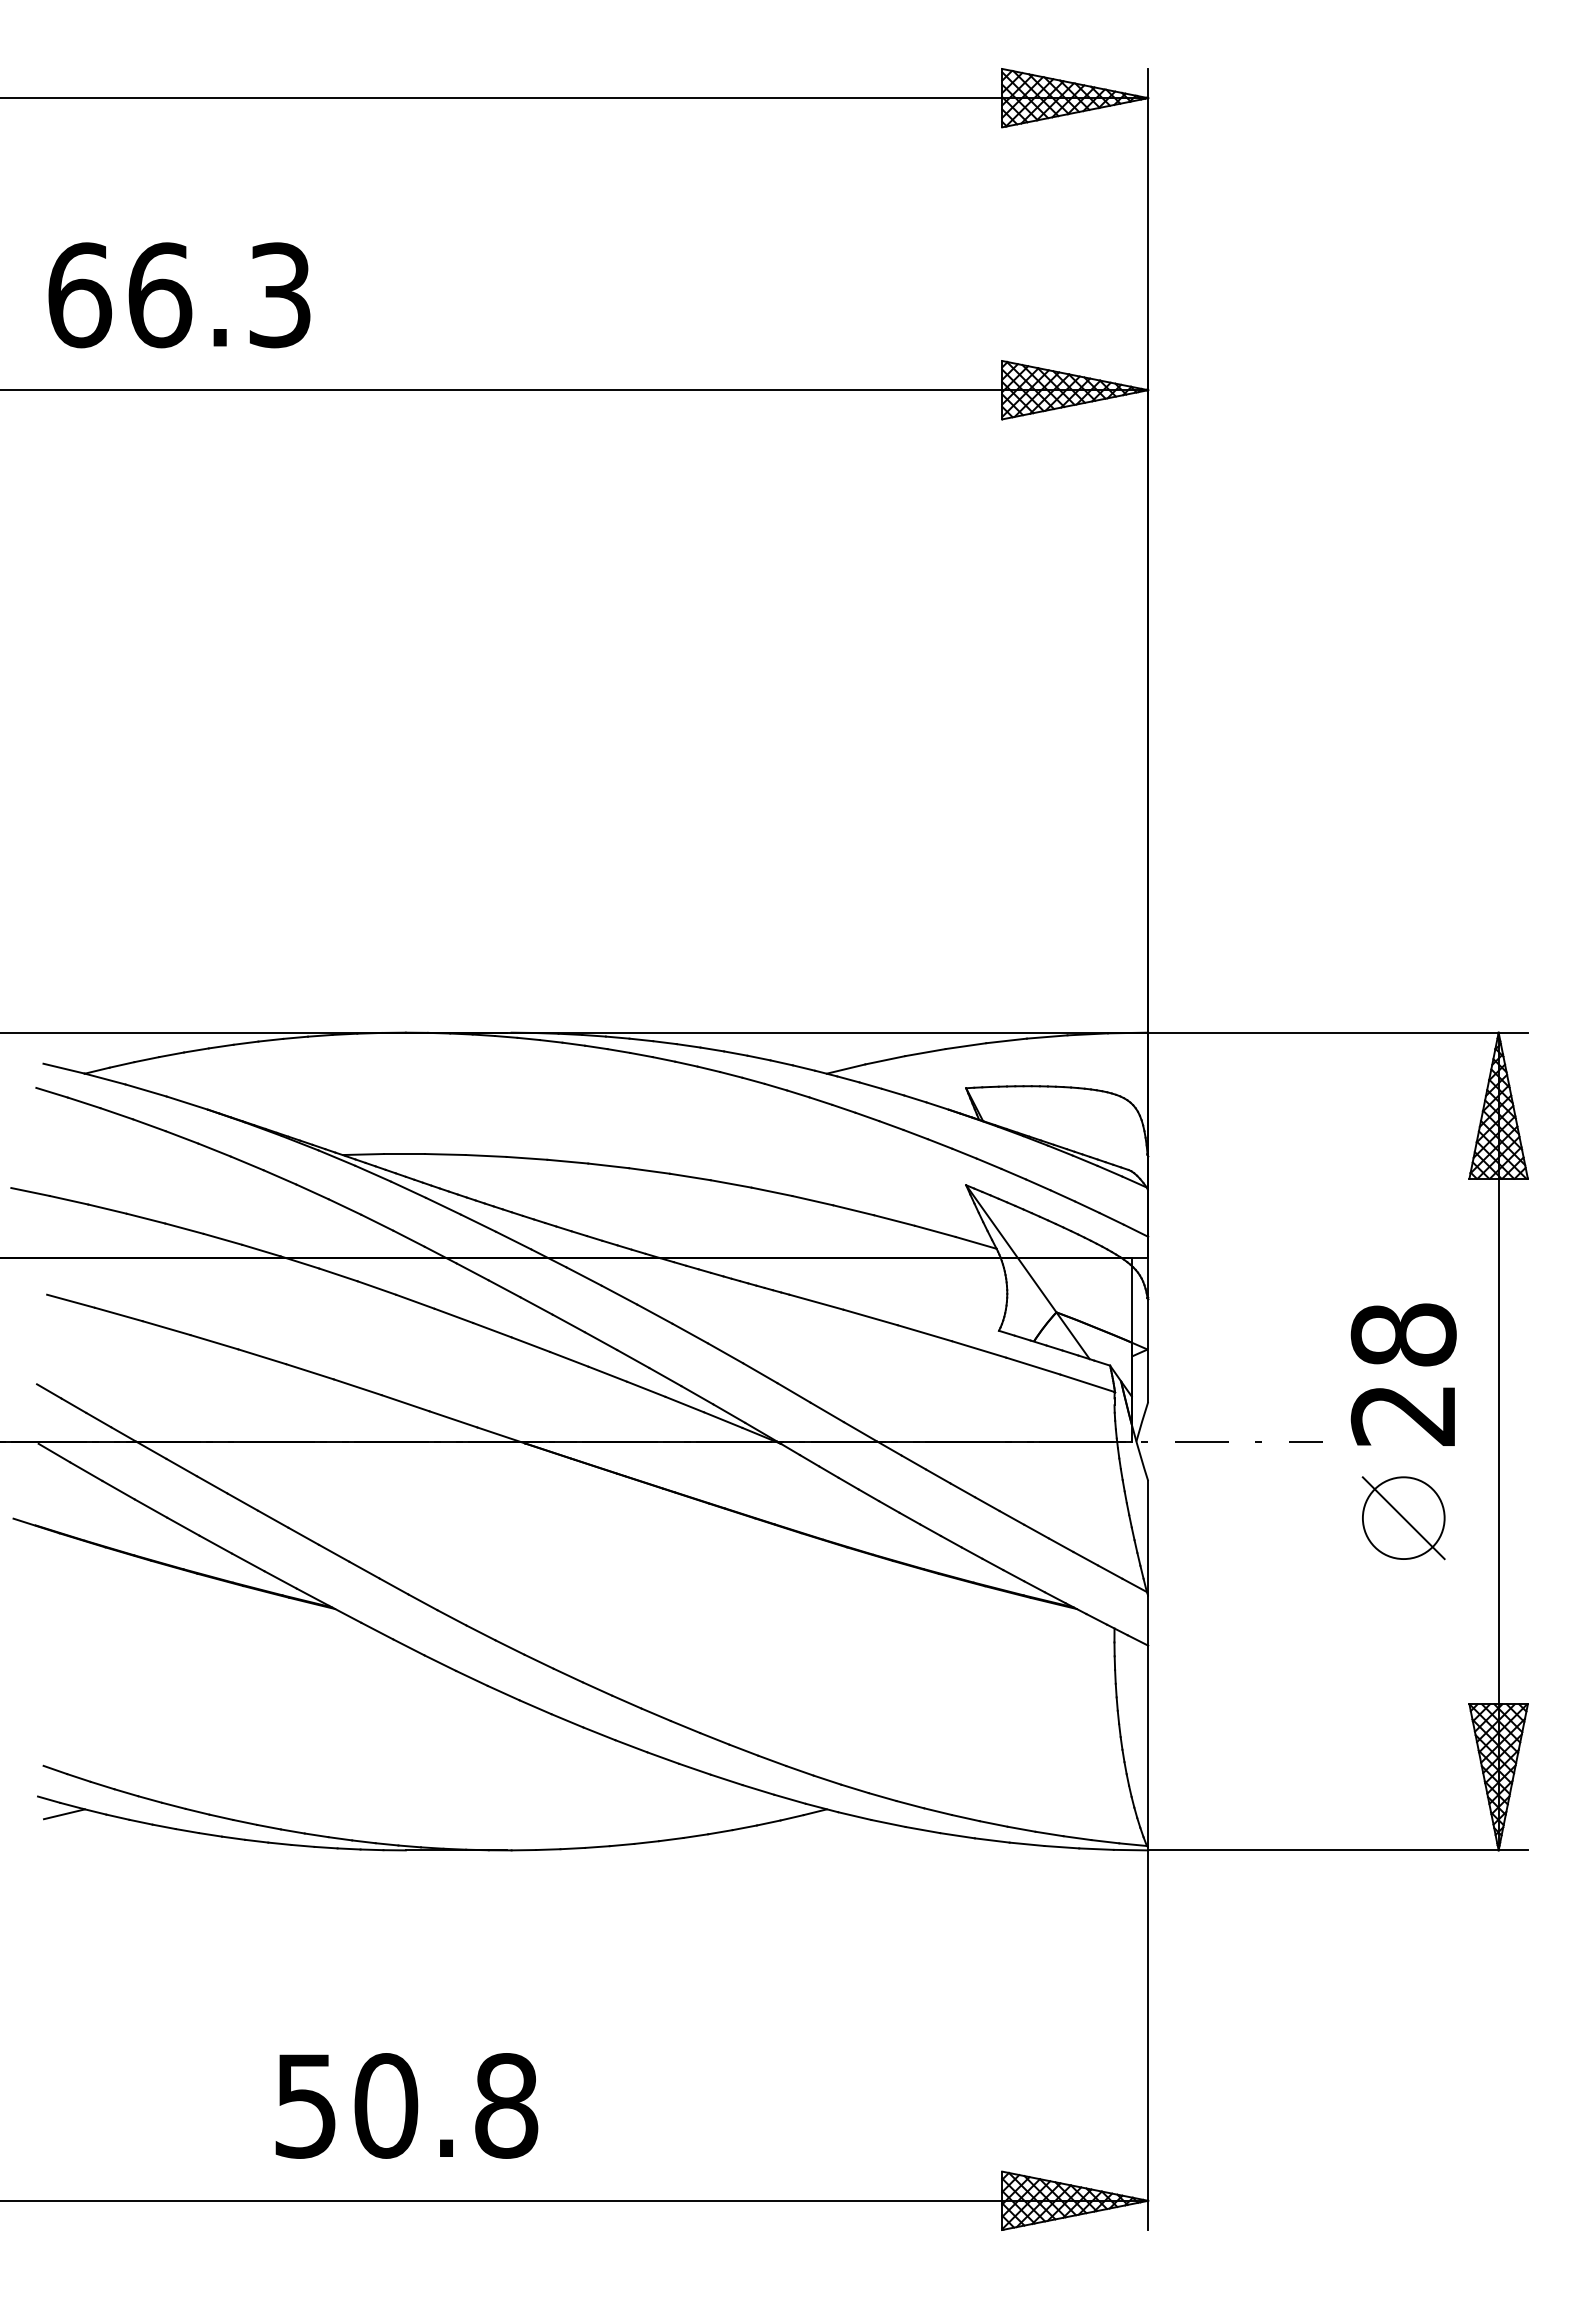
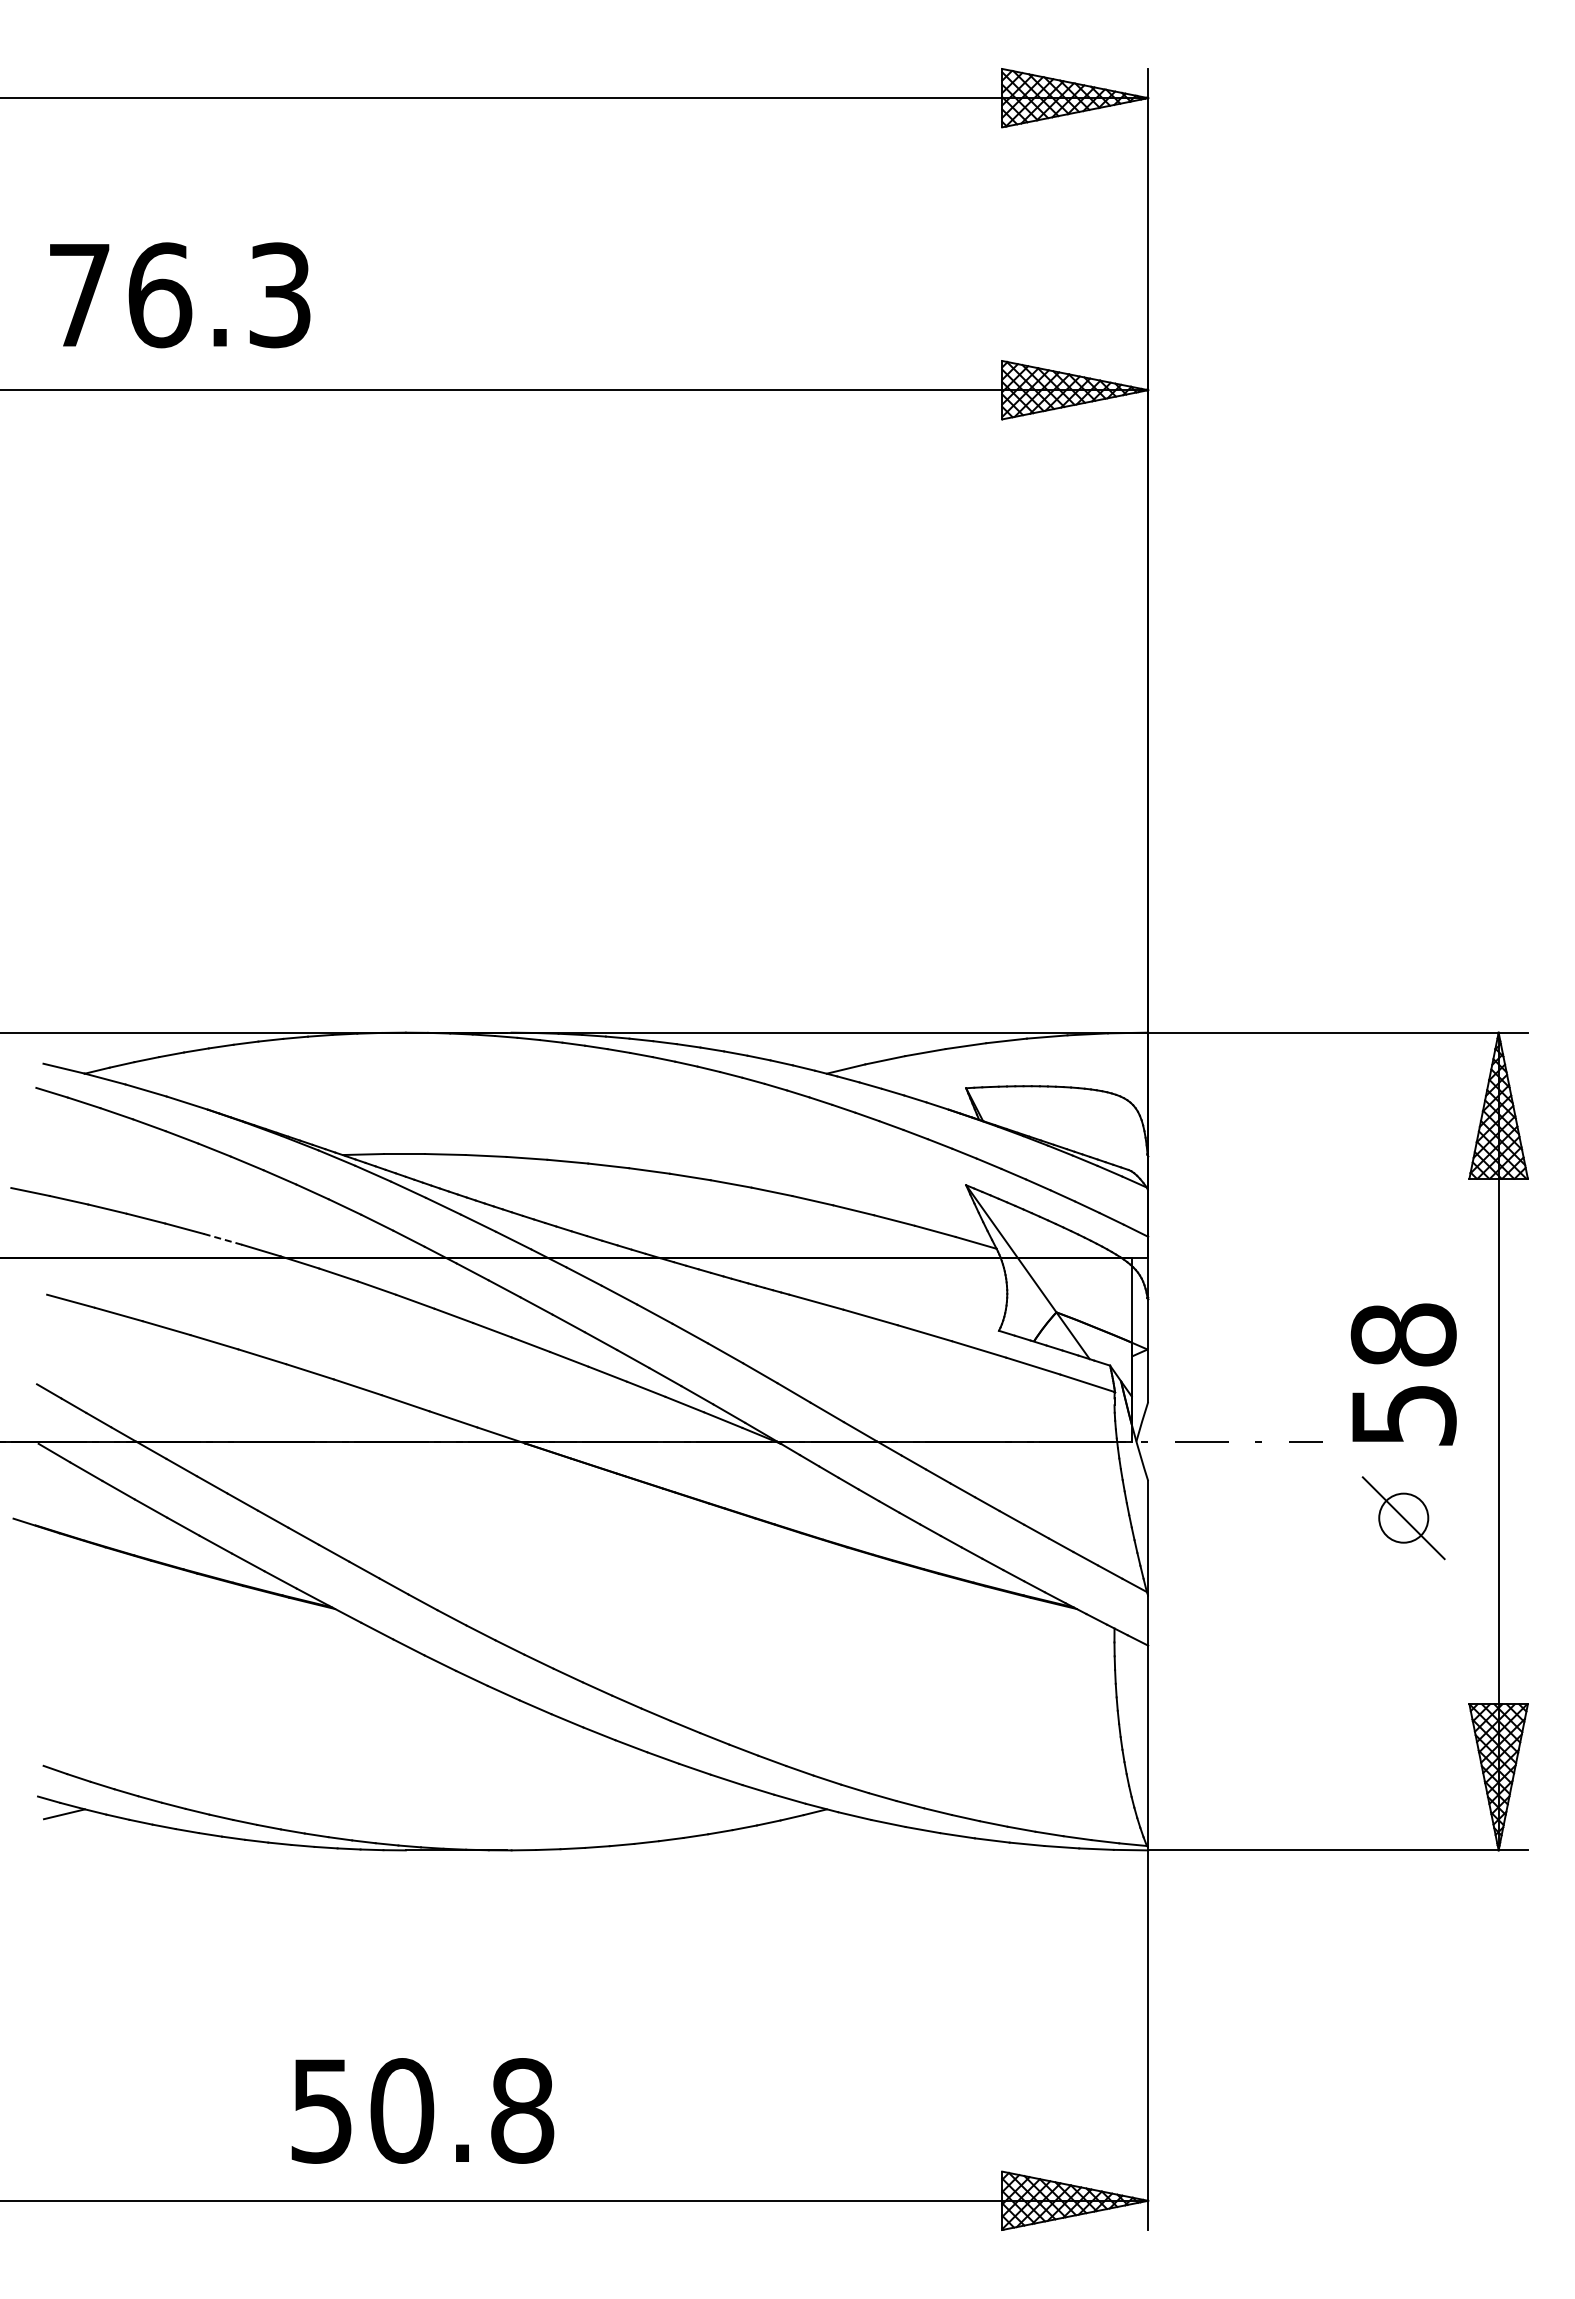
text: 66.3 -> 76.3 (80, 295)
line: solid -> dashed (222, 1239)
text: 28 -> 58 (1403, 1415)
circle diameter: 82 px -> 49 px (1403, 1517)
text position: (406, 2105) -> (422, 2110) (422, 2110)
